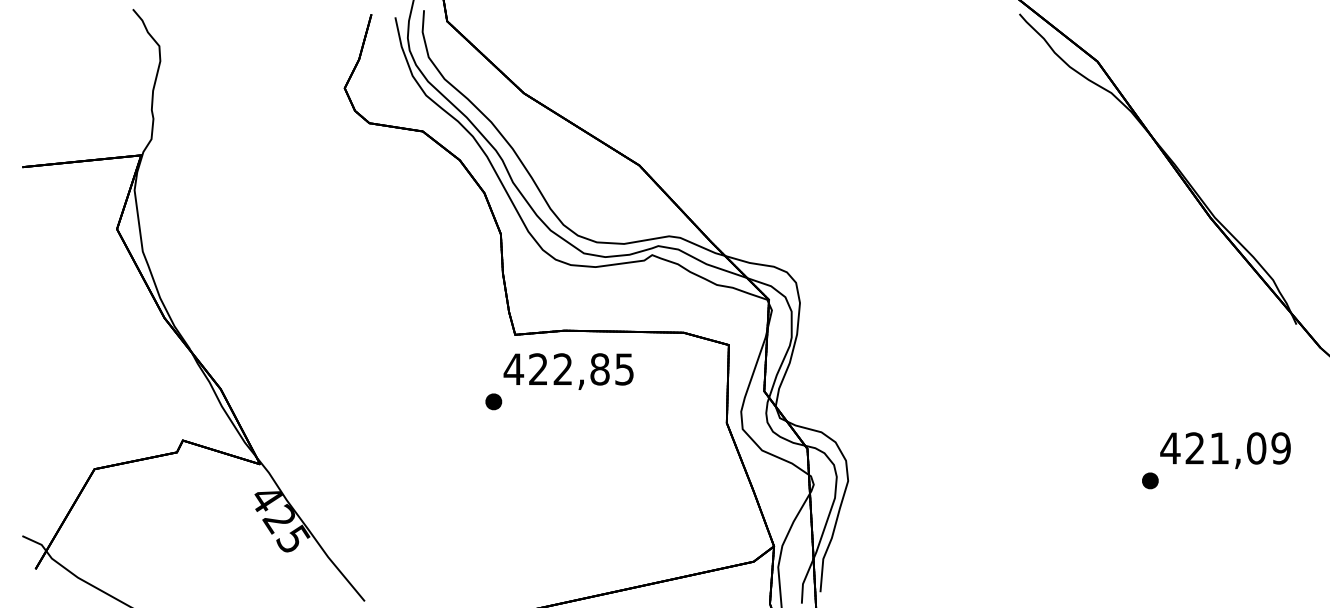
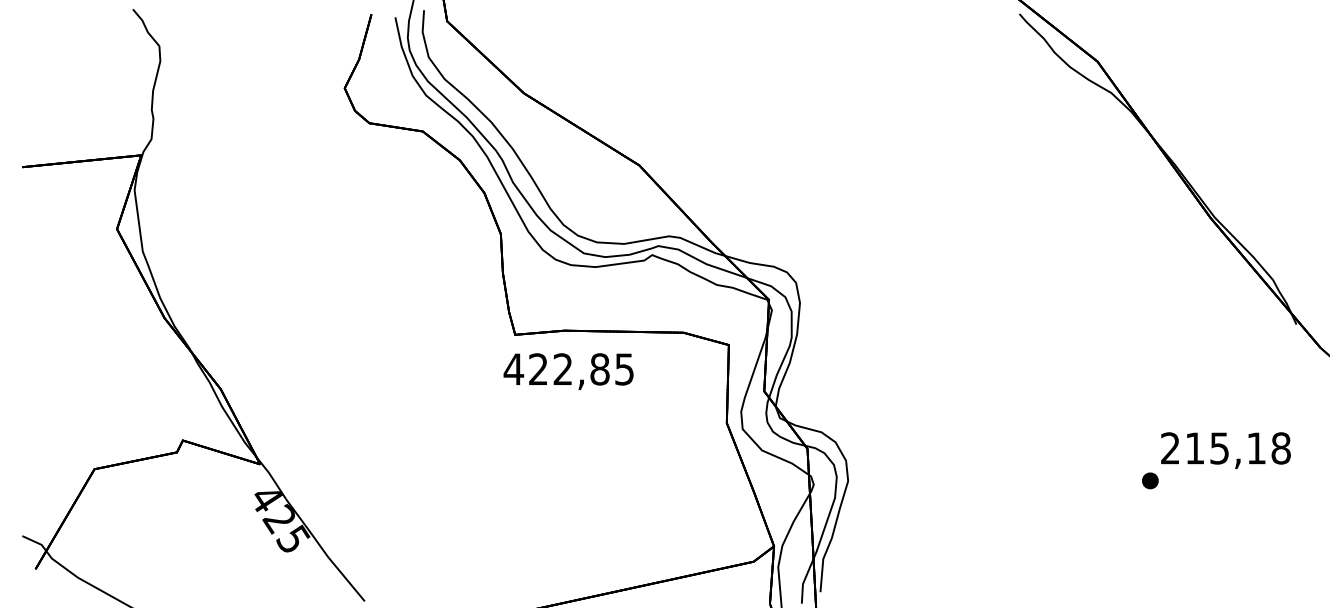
part: present -> none (493, 401)
text: 421,09 -> 215,18 (1225, 448)
